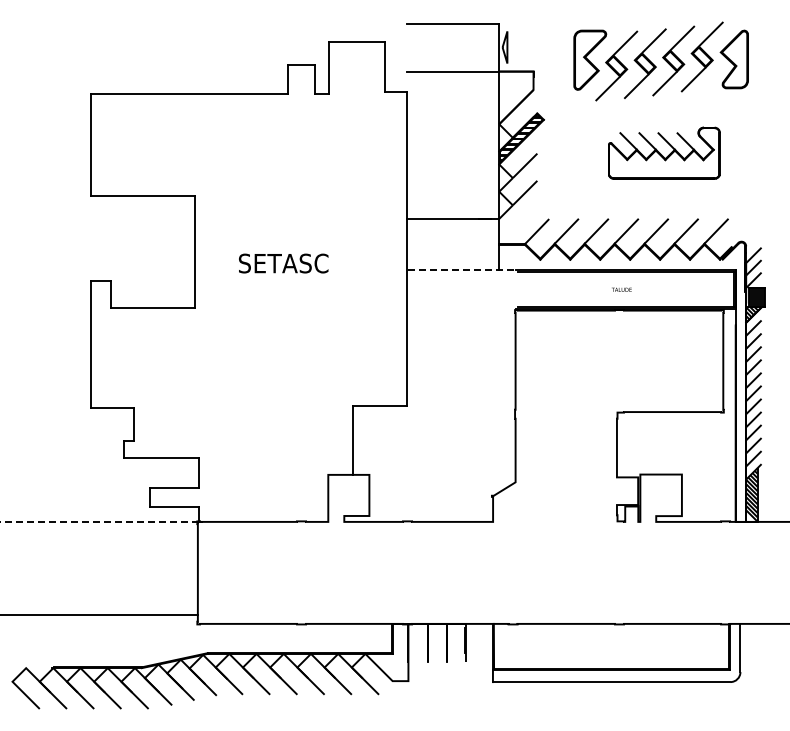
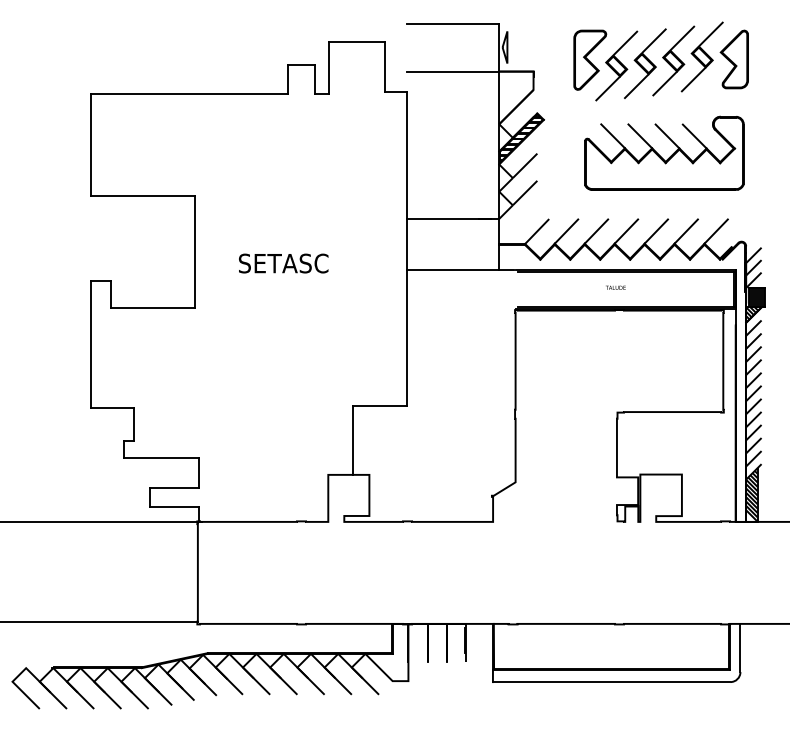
part size: 113x54 px -> 161x76 px (664, 152)
line: dashed -> solid (459, 270)
text position: (621, 289) -> (615, 287) (615, 287)
line: dashed -> solid (99, 521)
line position: (99, 614) -> (99, 621) (99, 621)
